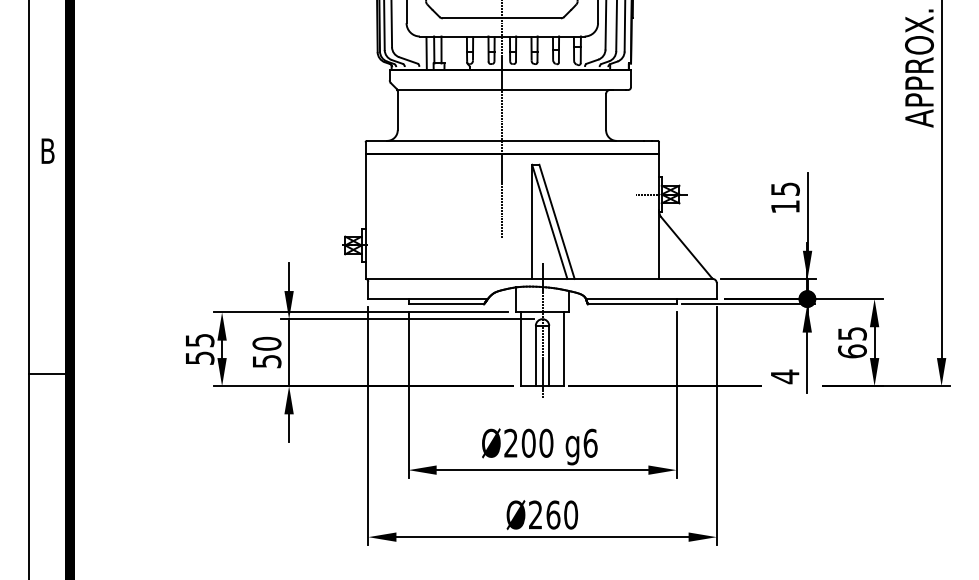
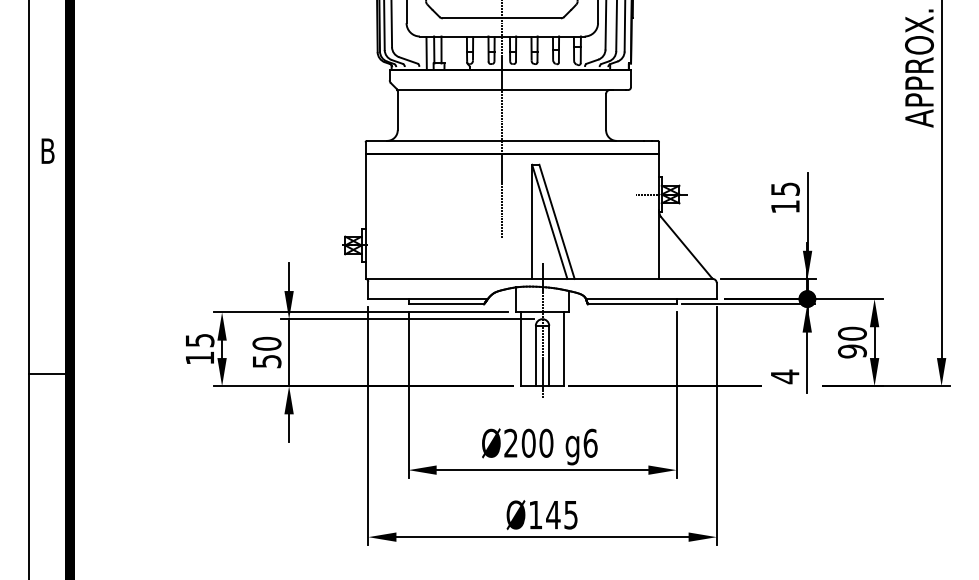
text: 65 -> 90 (852, 342)
text: 55 -> 15 (200, 357)
text: Ø260 -> Ø145 (553, 514)
